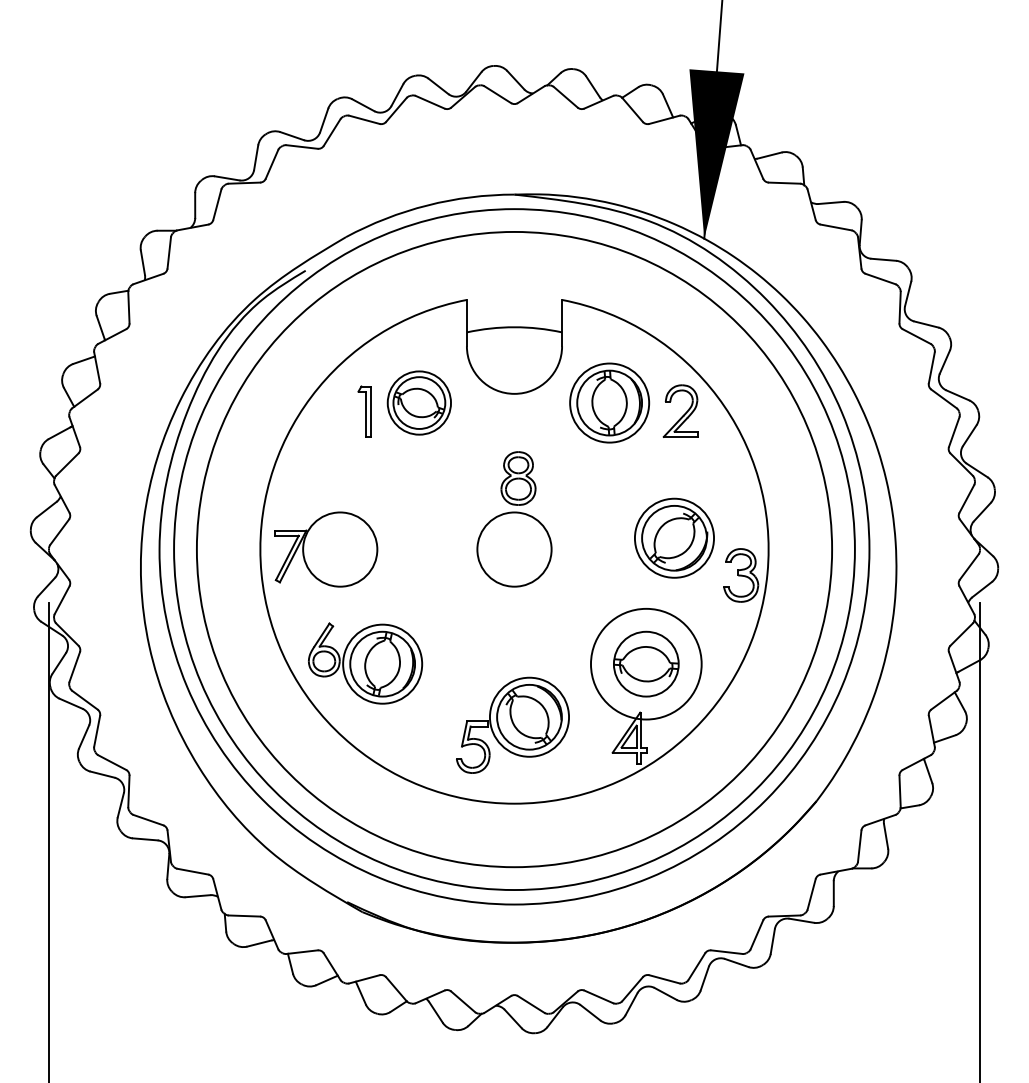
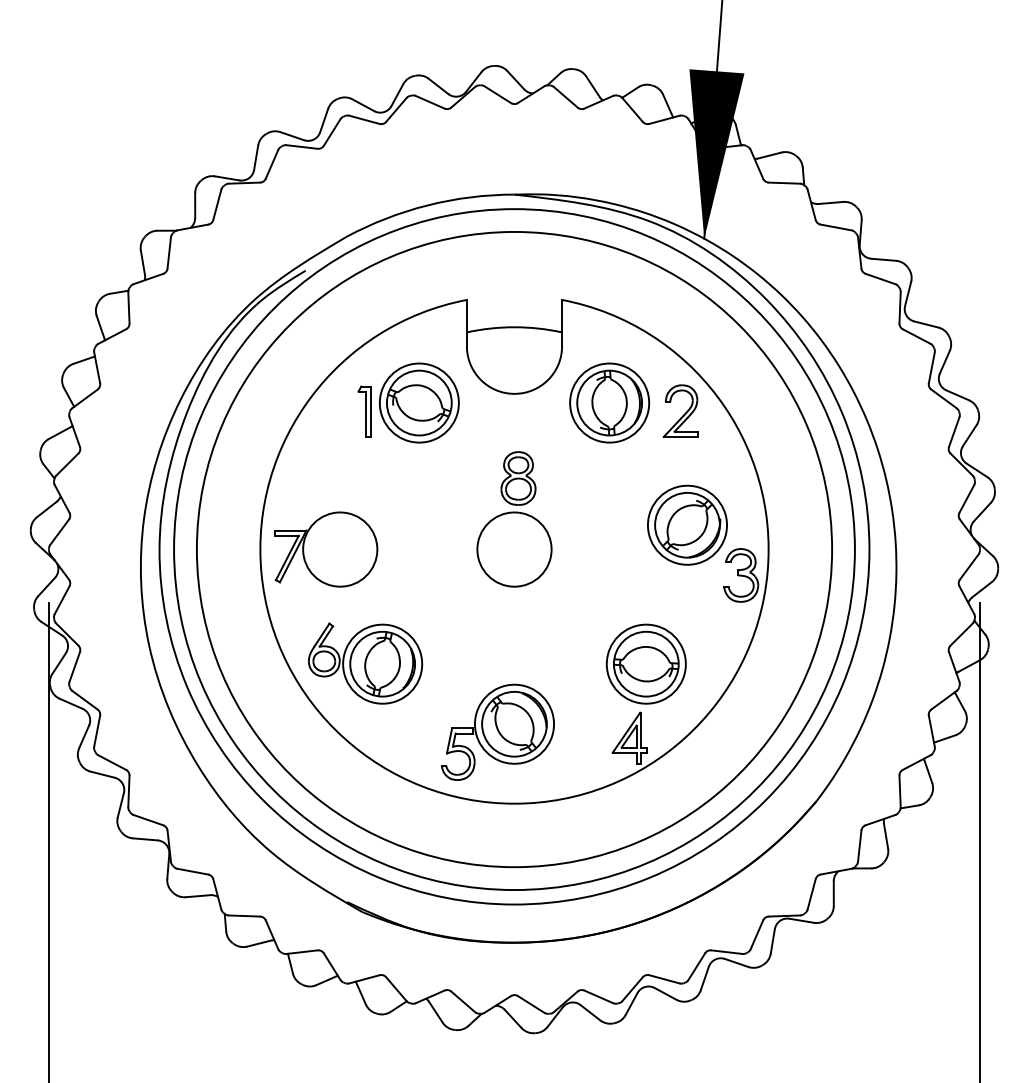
part size: 66x66 px -> 81x82 px (419, 402)
part position: (674, 537) -> (687, 524) (687, 524)
circle diameter: 111 px -> 79 px (645, 663)
part position: (512, 724) -> (497, 731) (497, 731)
